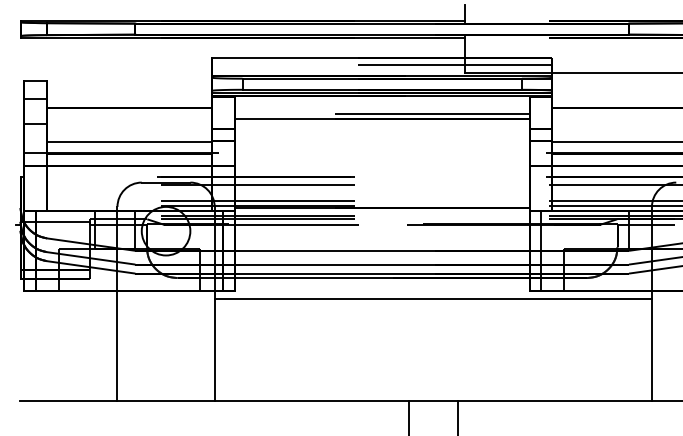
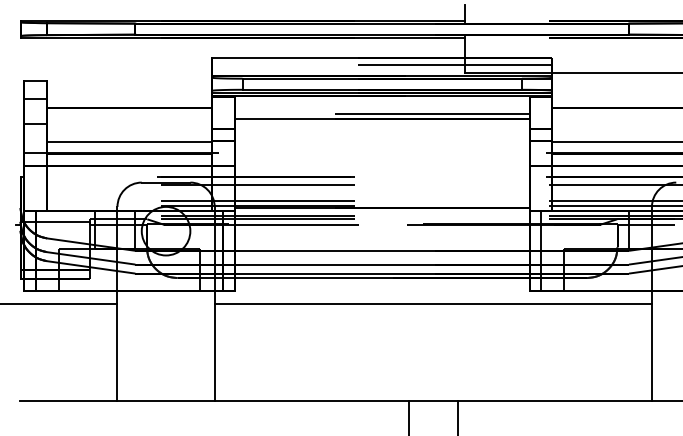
line position: (432, 299) -> (432, 304) (432, 304)
line: none -> present (59, 304)
